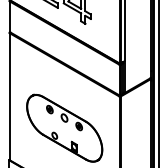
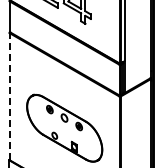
line: present -> none (158, 83)
line: solid -> dashed (9, 96)
